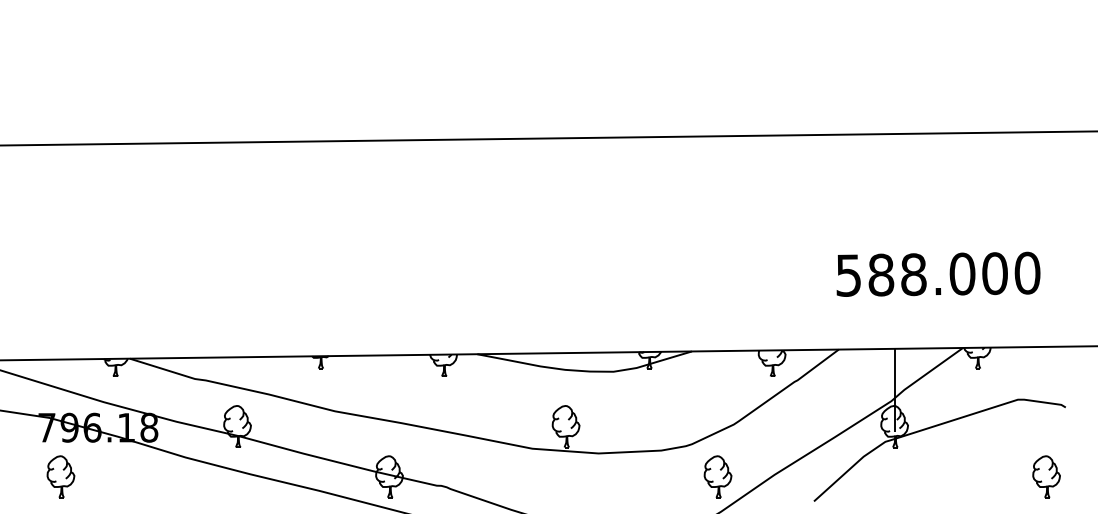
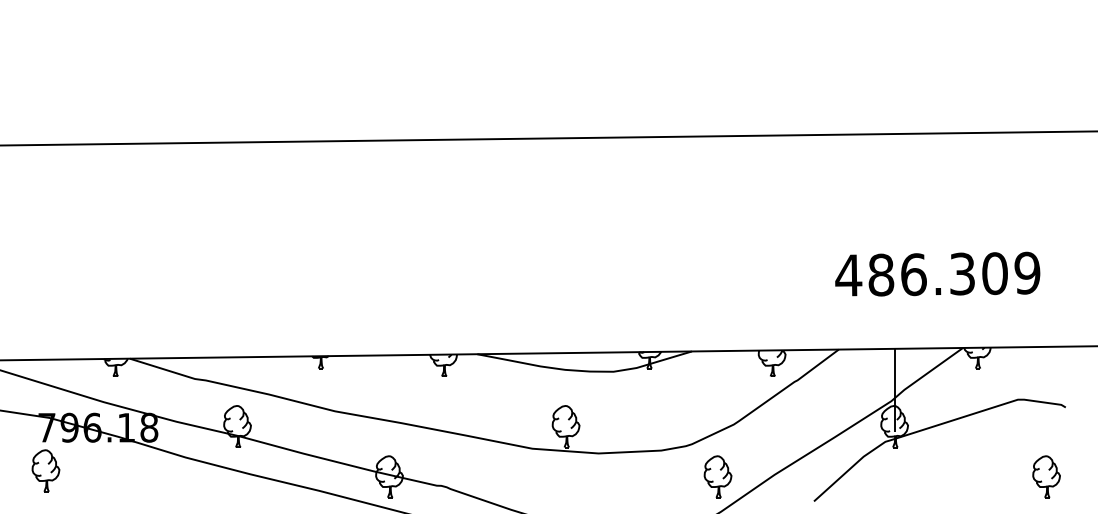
text: 588.000 -> 486.309 (937, 274)
part position: (60, 476) -> (45, 470) (45, 470)
